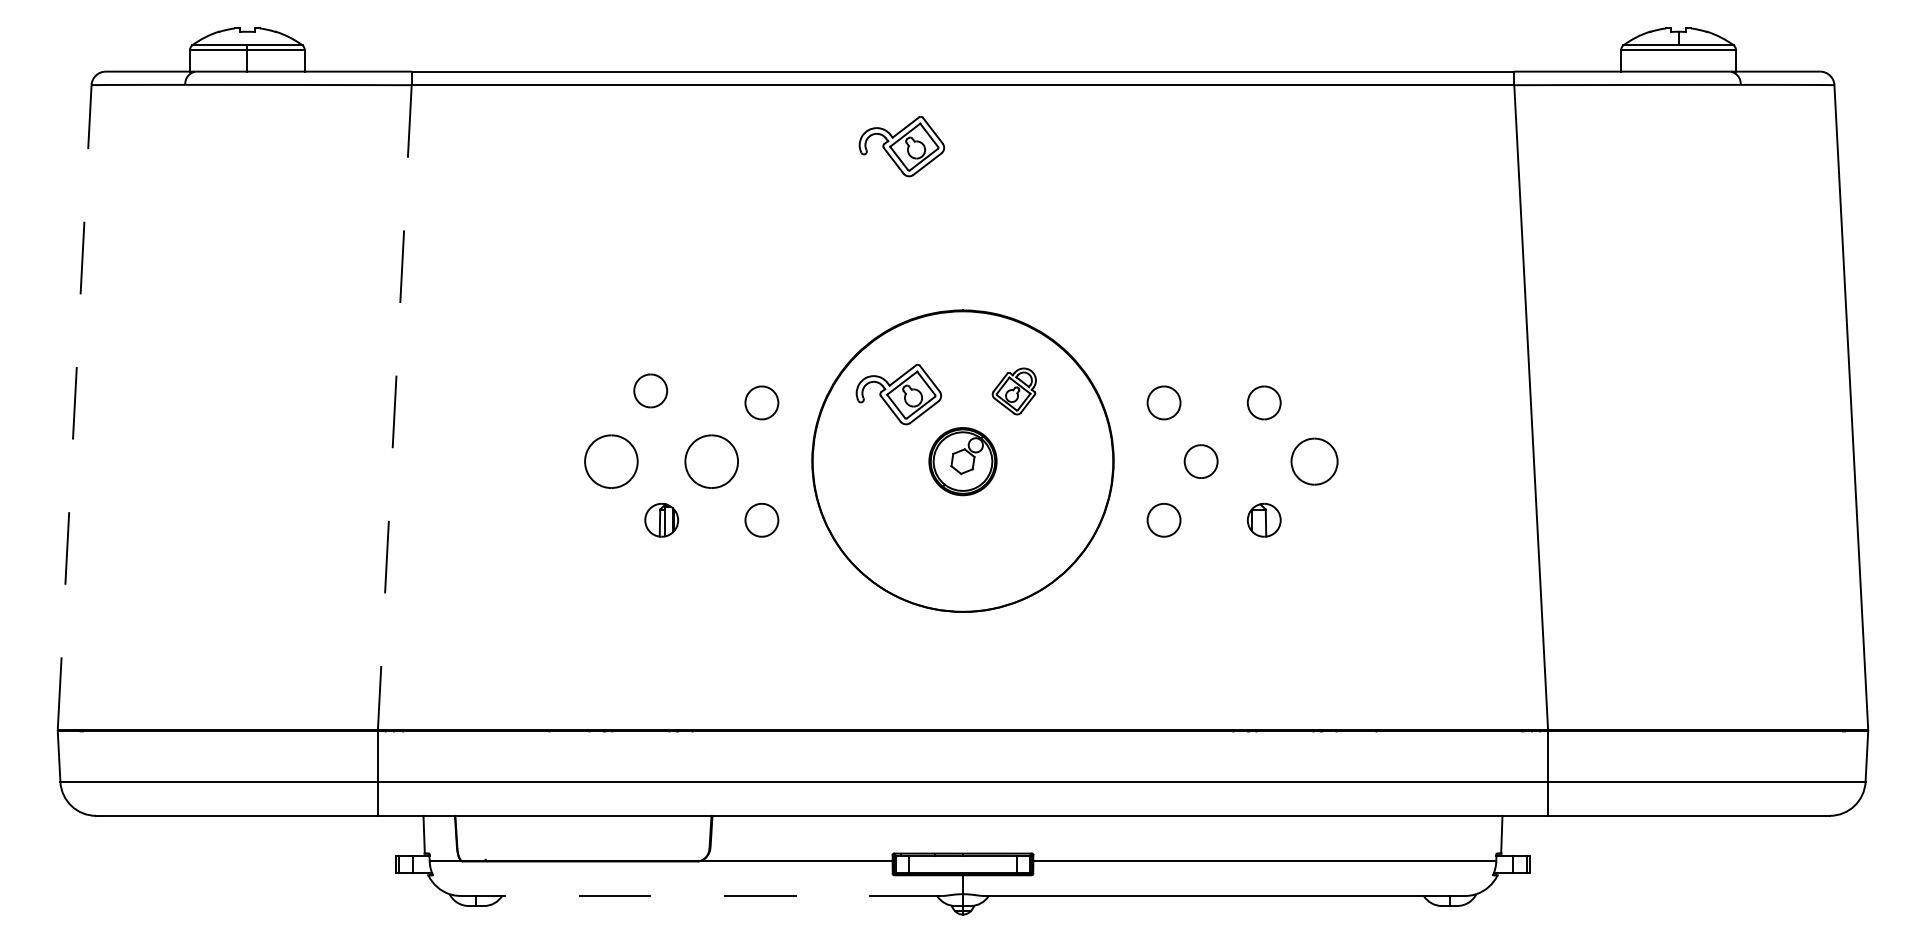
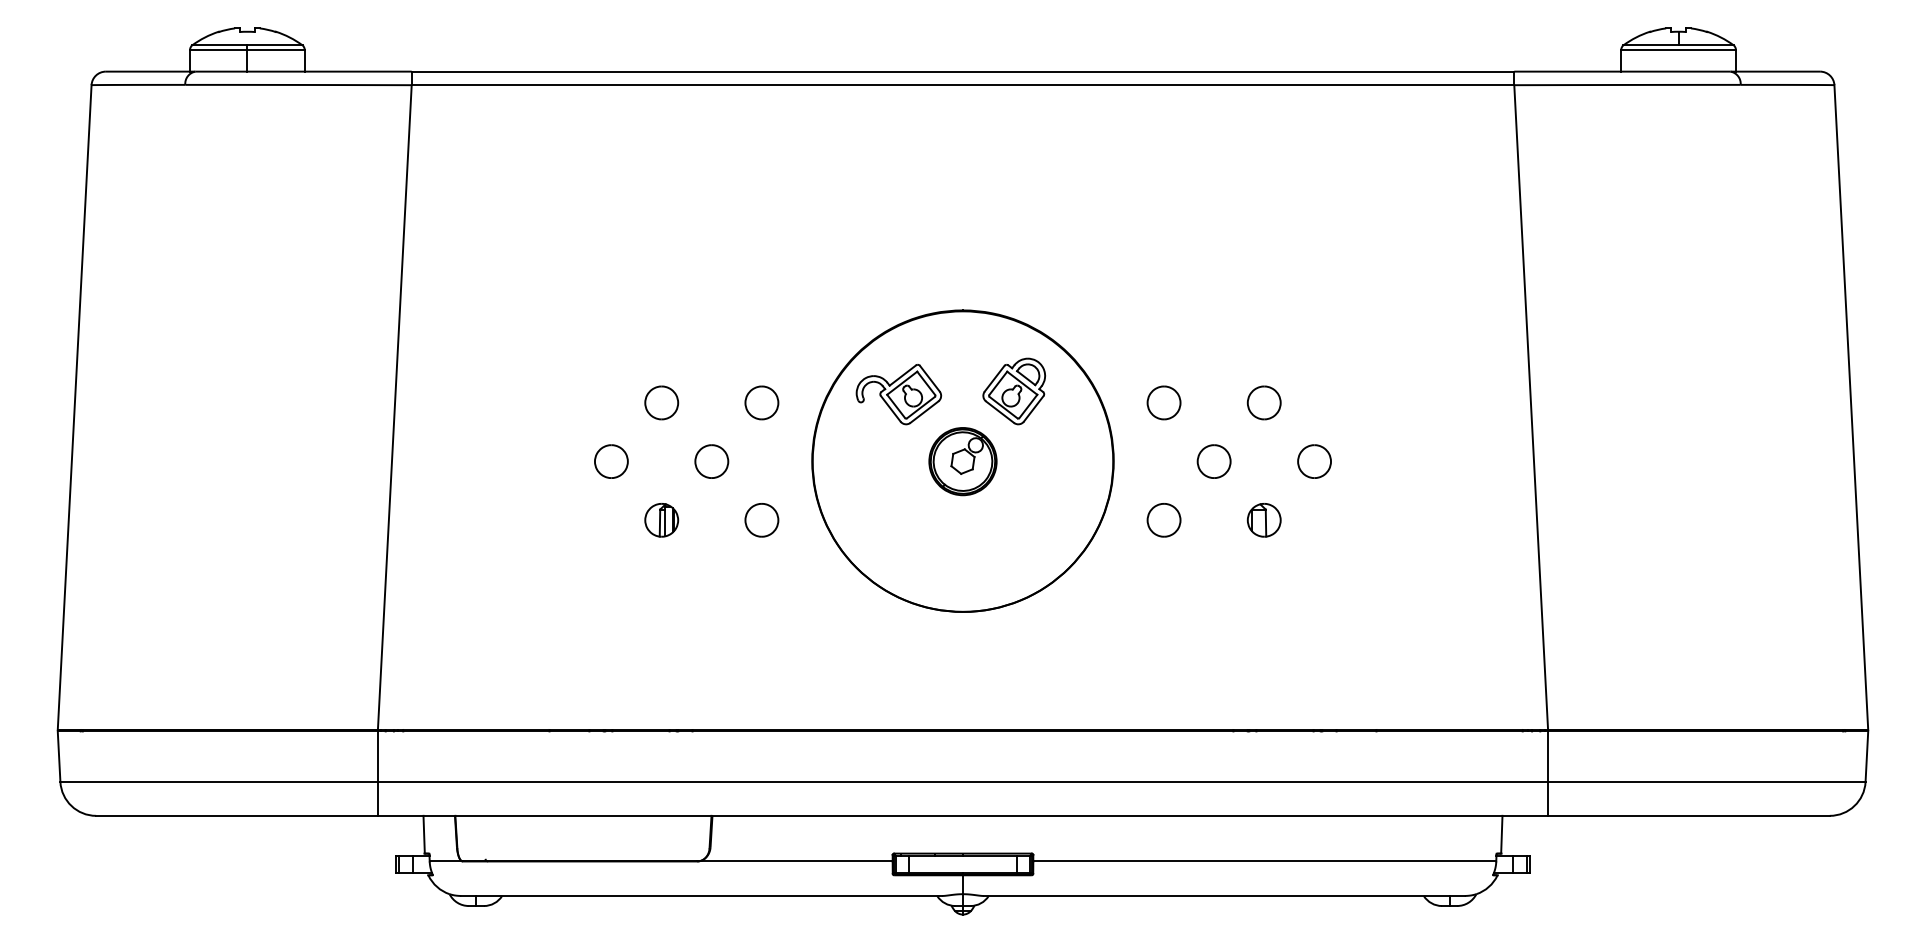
part: present -> none (901, 146)
part position: (650, 390) -> (661, 402) (661, 402)
part size: 46x49 px -> 65x69 px (1014, 391)
line: dashed -> solid (74, 407)
line: dashed -> solid (394, 407)
part size: 55x55 px -> 35x35 px (611, 461)
part size: 55x55 px -> 36x35 px (711, 461)
part position: (1200, 461) -> (1213, 461) (1213, 461)
part size: 49x49 px -> 35x35 px (1314, 461)
line: dashed -> solid (701, 895)
